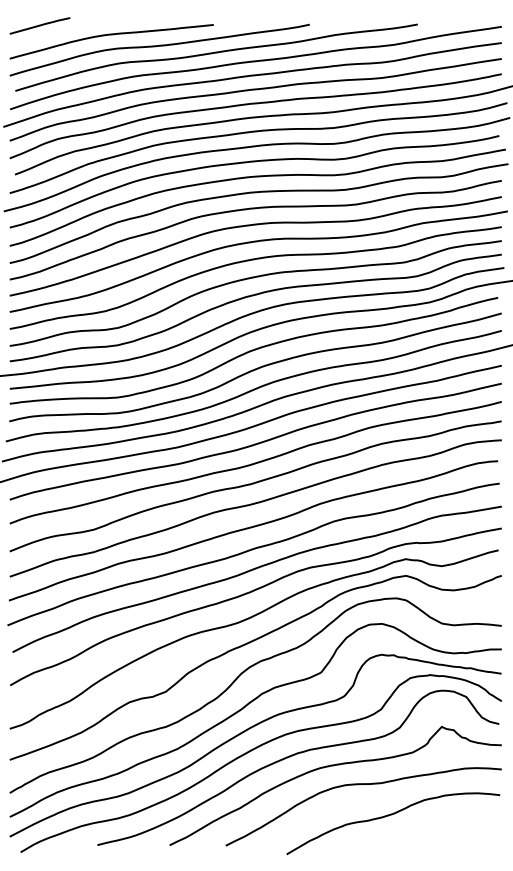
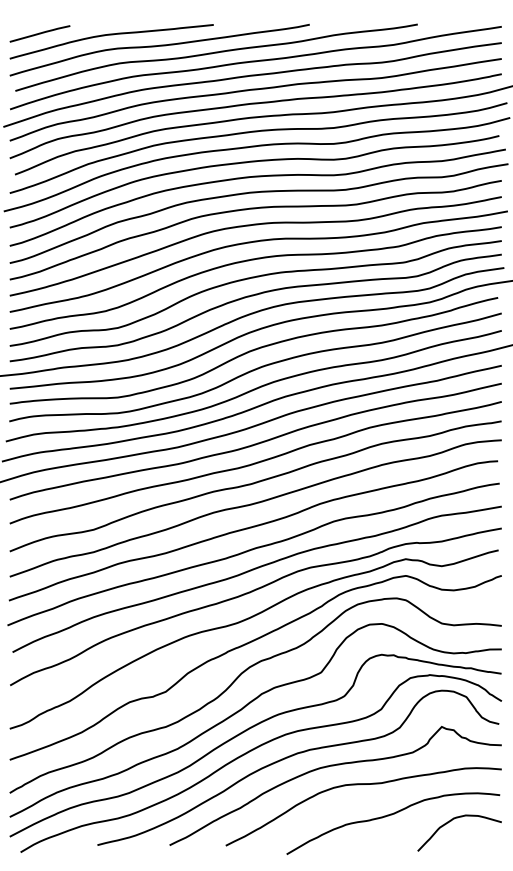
line position: (39, 25) -> (39, 33) (39, 33)
curve: none -> present (451, 821)
